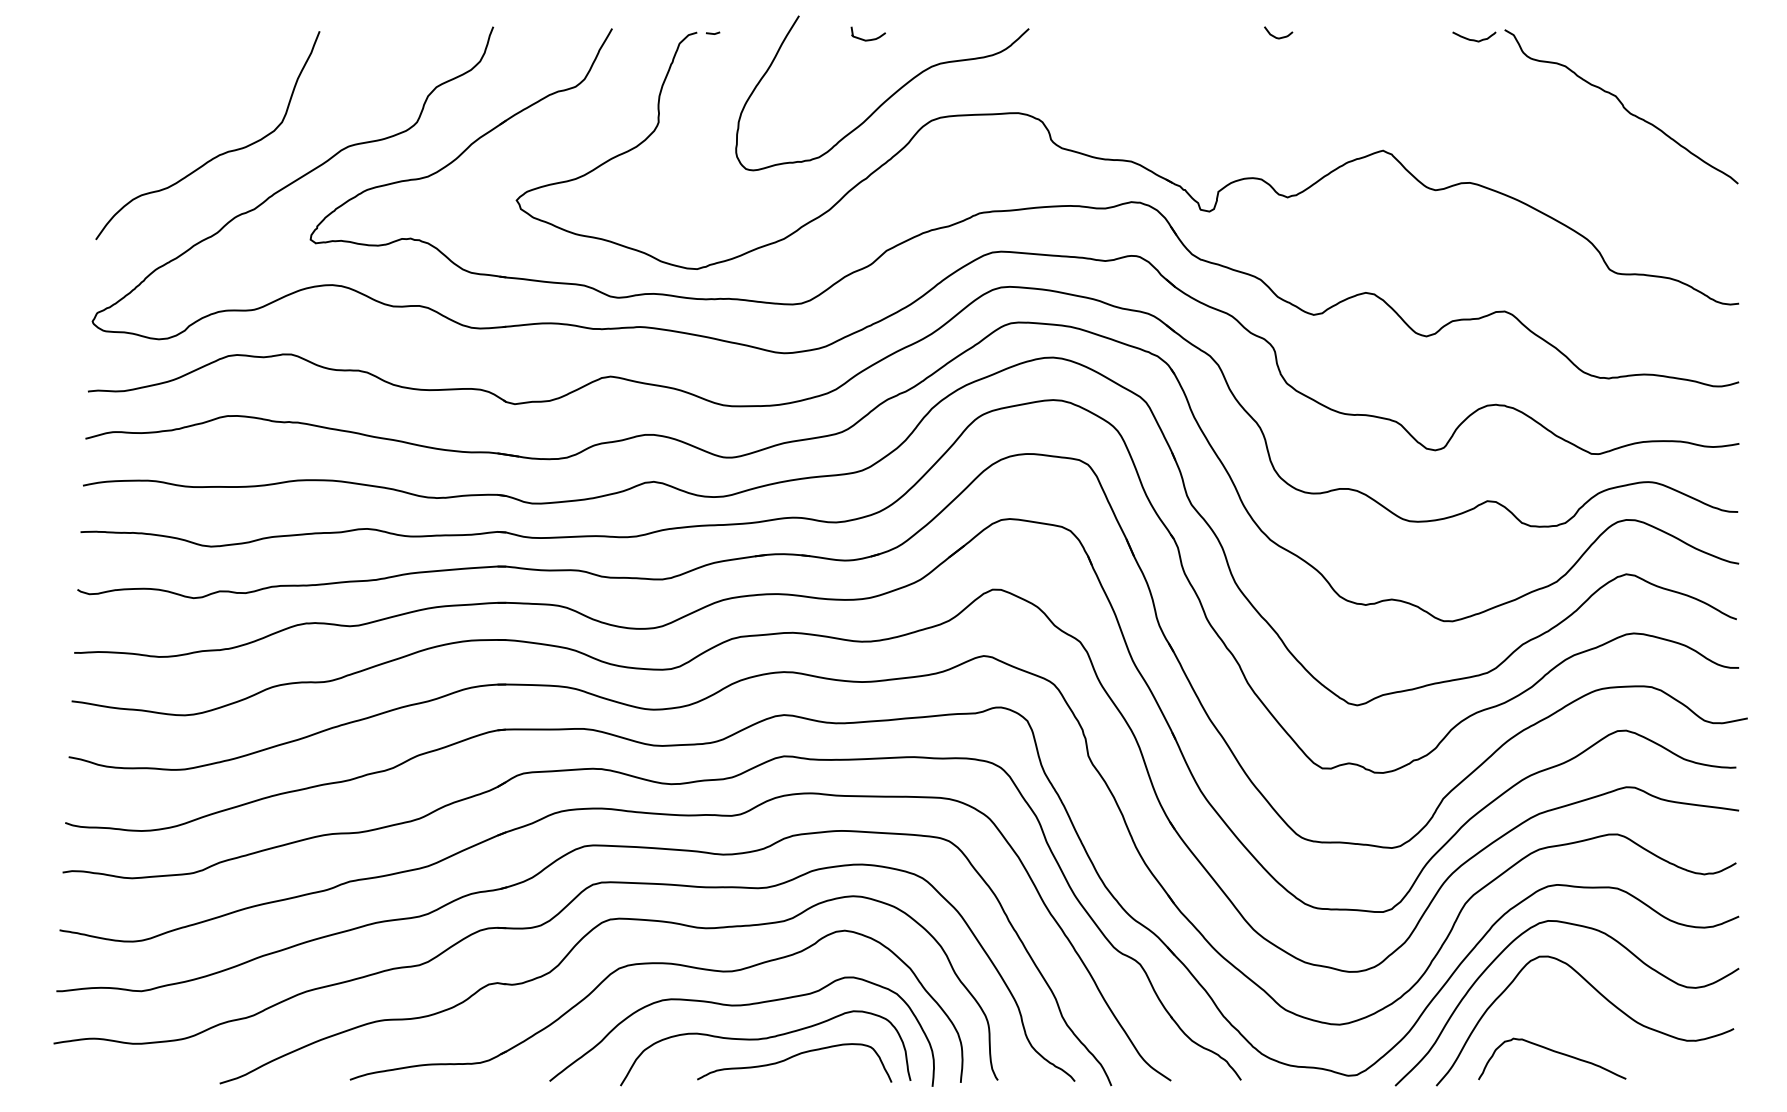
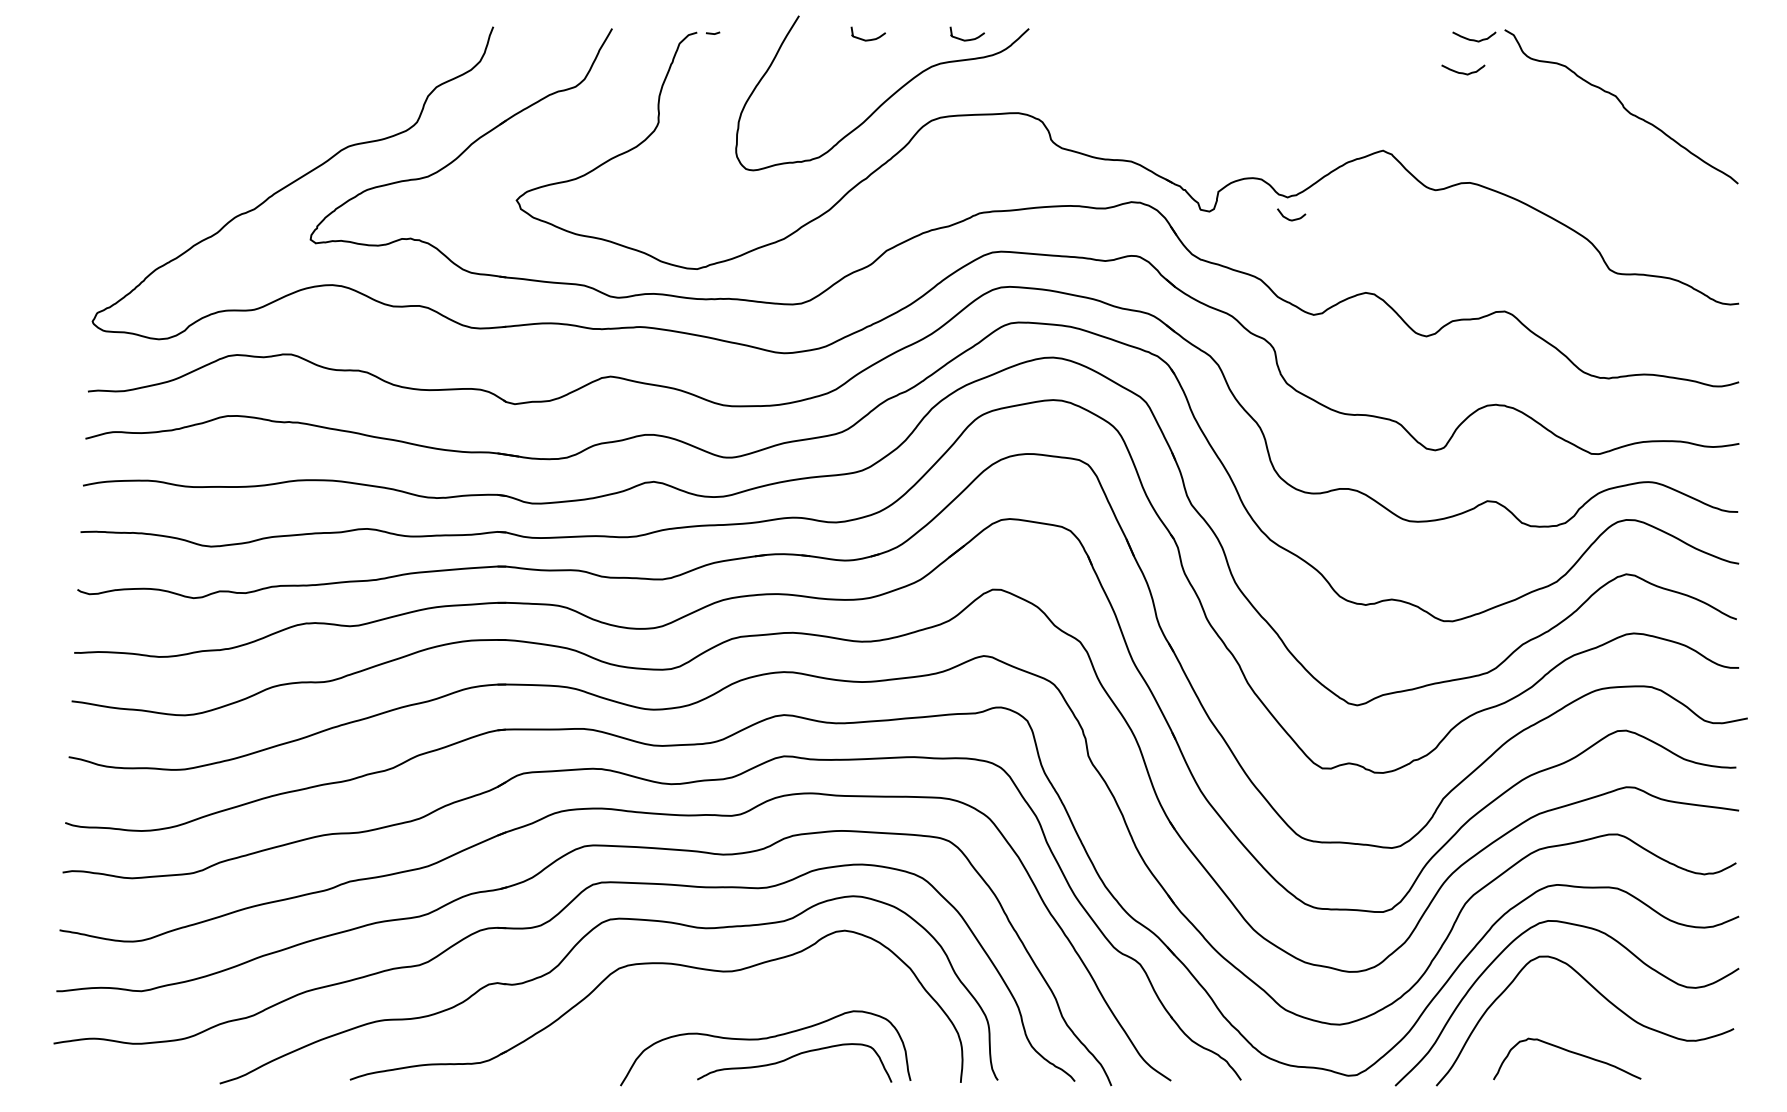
curve position: (1274, 35) -> (1287, 217) (1287, 217)
curve: none -> present (966, 39)
curve: none -> present (1463, 72)
curve: present -> none (216, 155)
curve: present -> none (741, 1006)
curve position: (1554, 1052) -> (1569, 1052) (1569, 1052)
